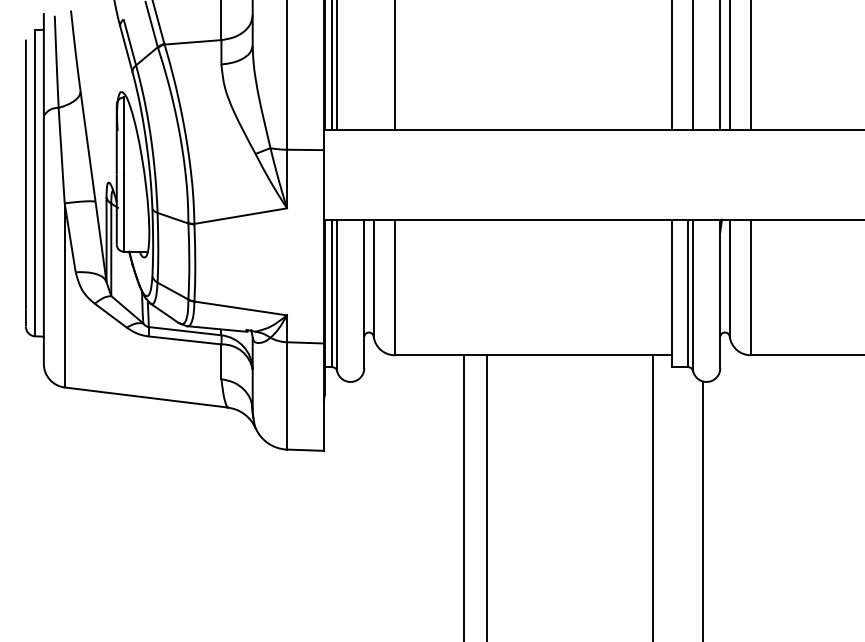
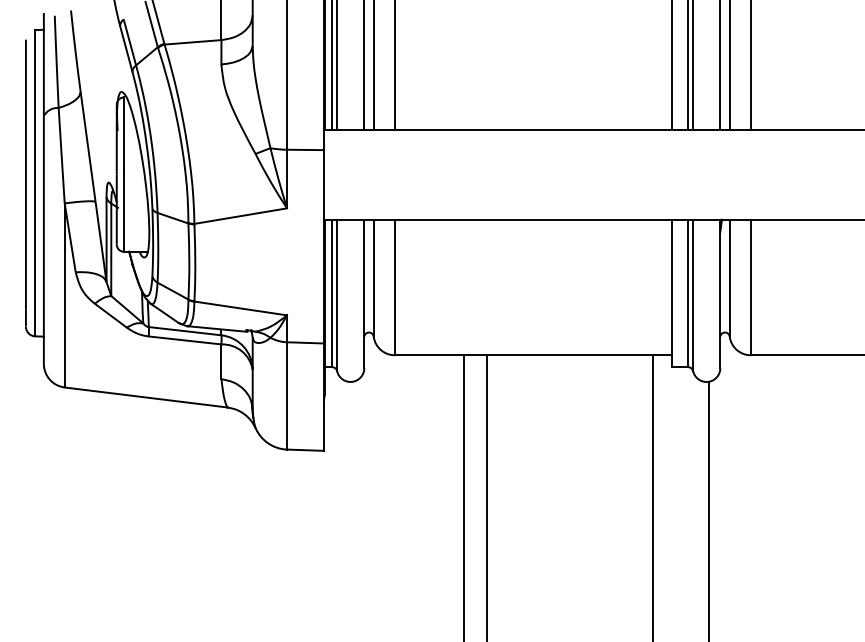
line: none -> present (364, 65)
line: none -> present (373, 65)
line: none -> present (688, 65)
line position: (703, 509) -> (709, 509) (709, 509)
